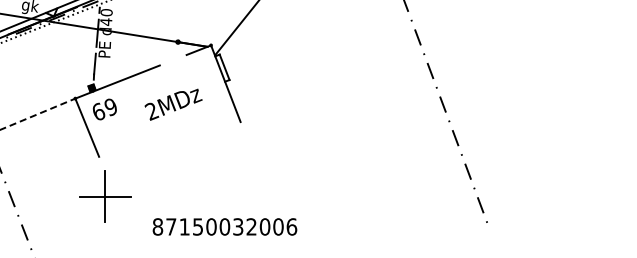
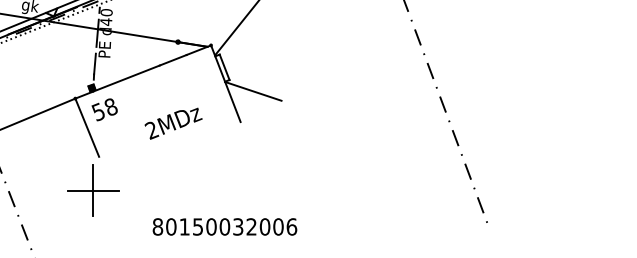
line: none -> present (172, 60)
line: none -> present (253, 91)
text position: (173, 104) -> (173, 123) (173, 123)
text: 69 -> 58 (104, 109)
line: dashed -> solid (37, 114)
part position: (105, 196) -> (93, 190) (93, 190)
text: 87150032006 -> 80150032006 (171, 226)
